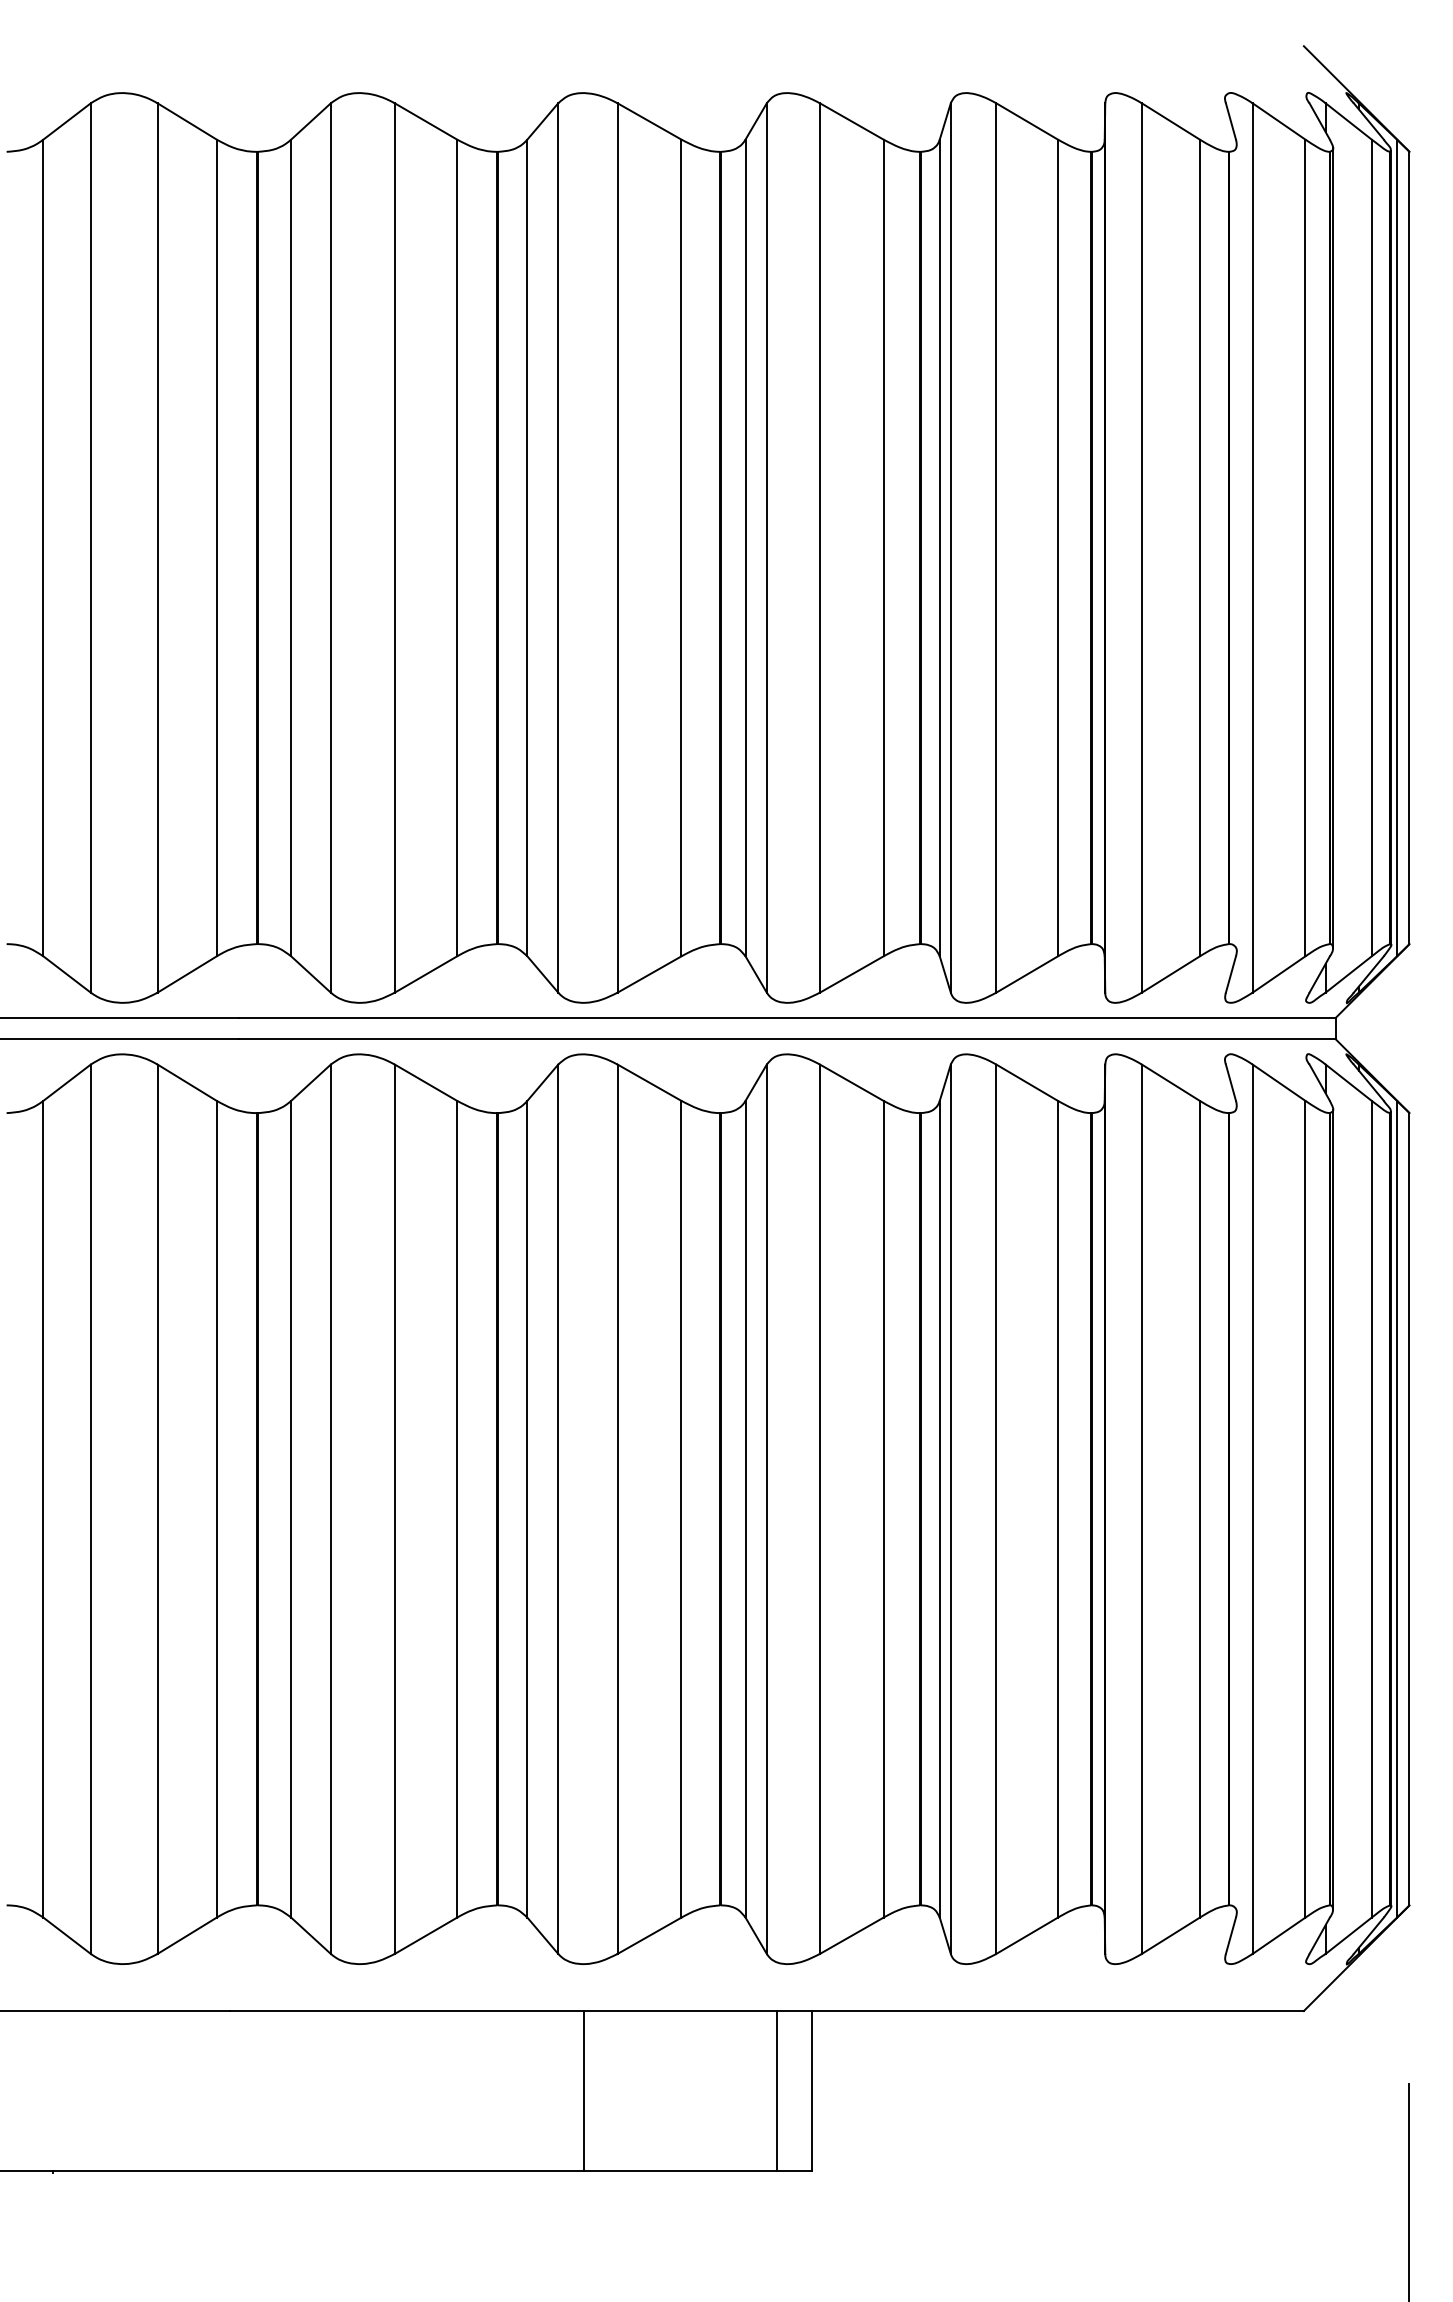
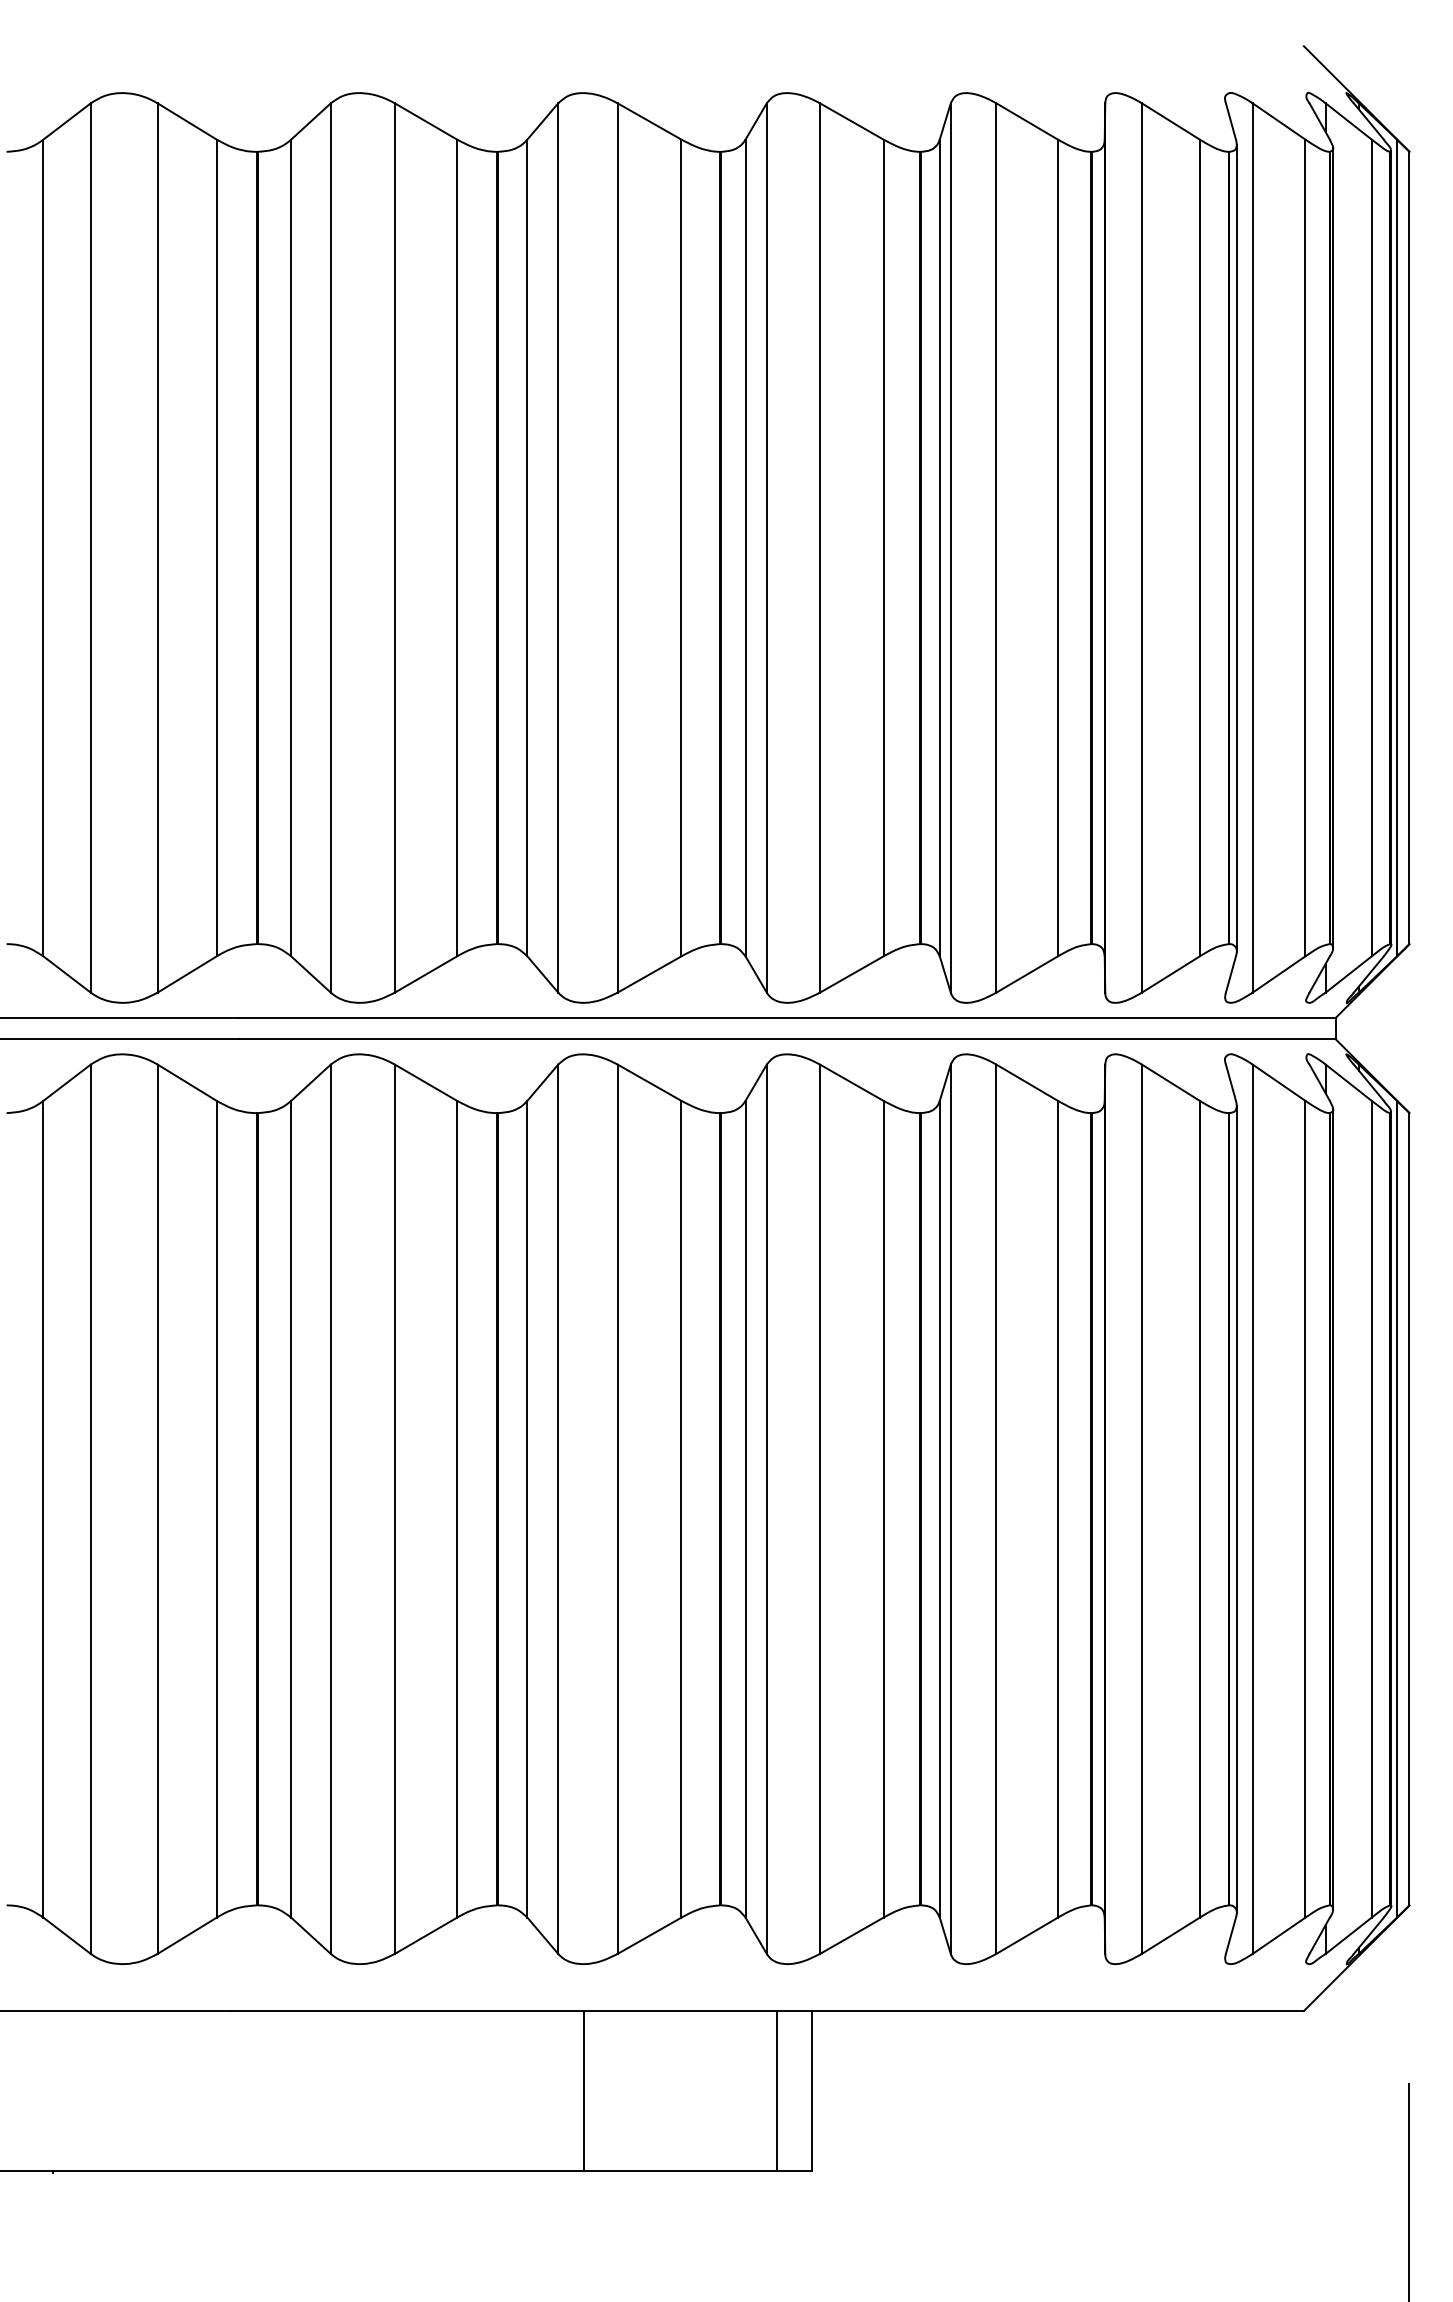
line: none -> present (1236, 547)
line: none -> present (1236, 1508)
